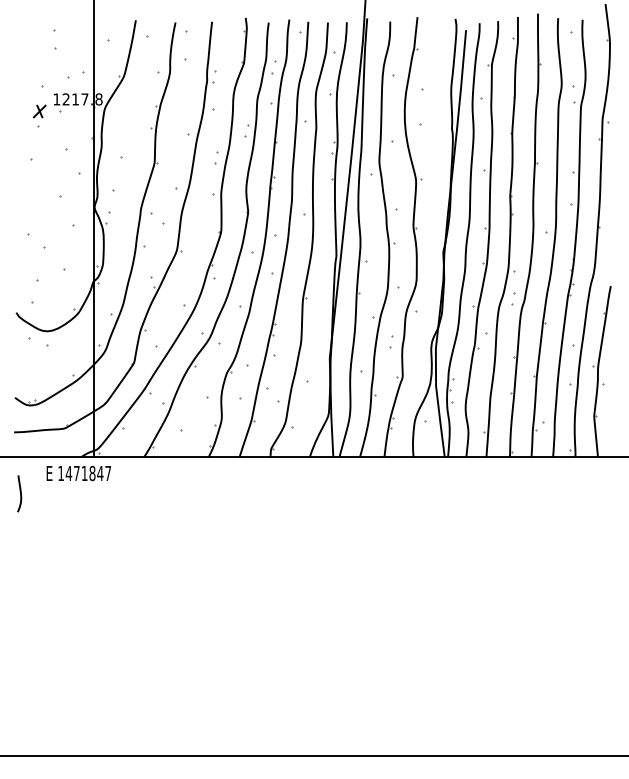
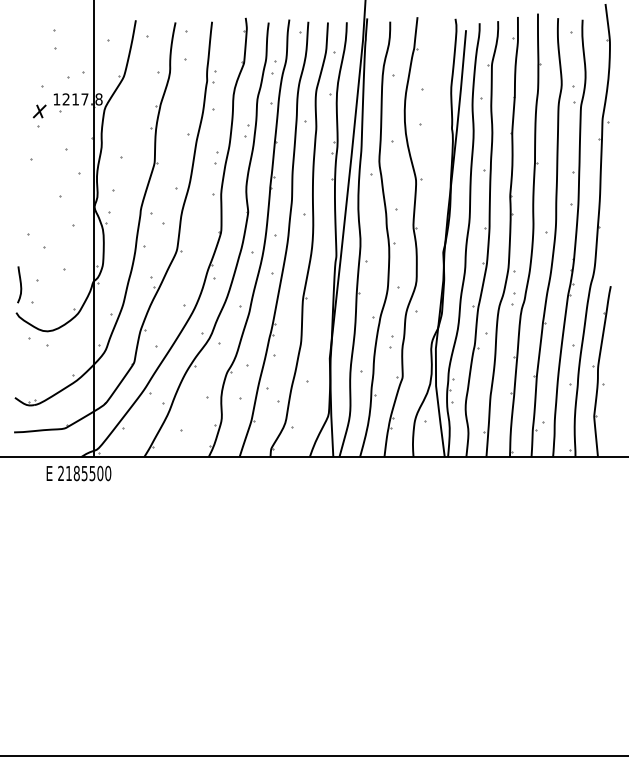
text: 1471847 -> 2185500 (84, 473)
curve position: (20, 493) -> (20, 284) (20, 284)
